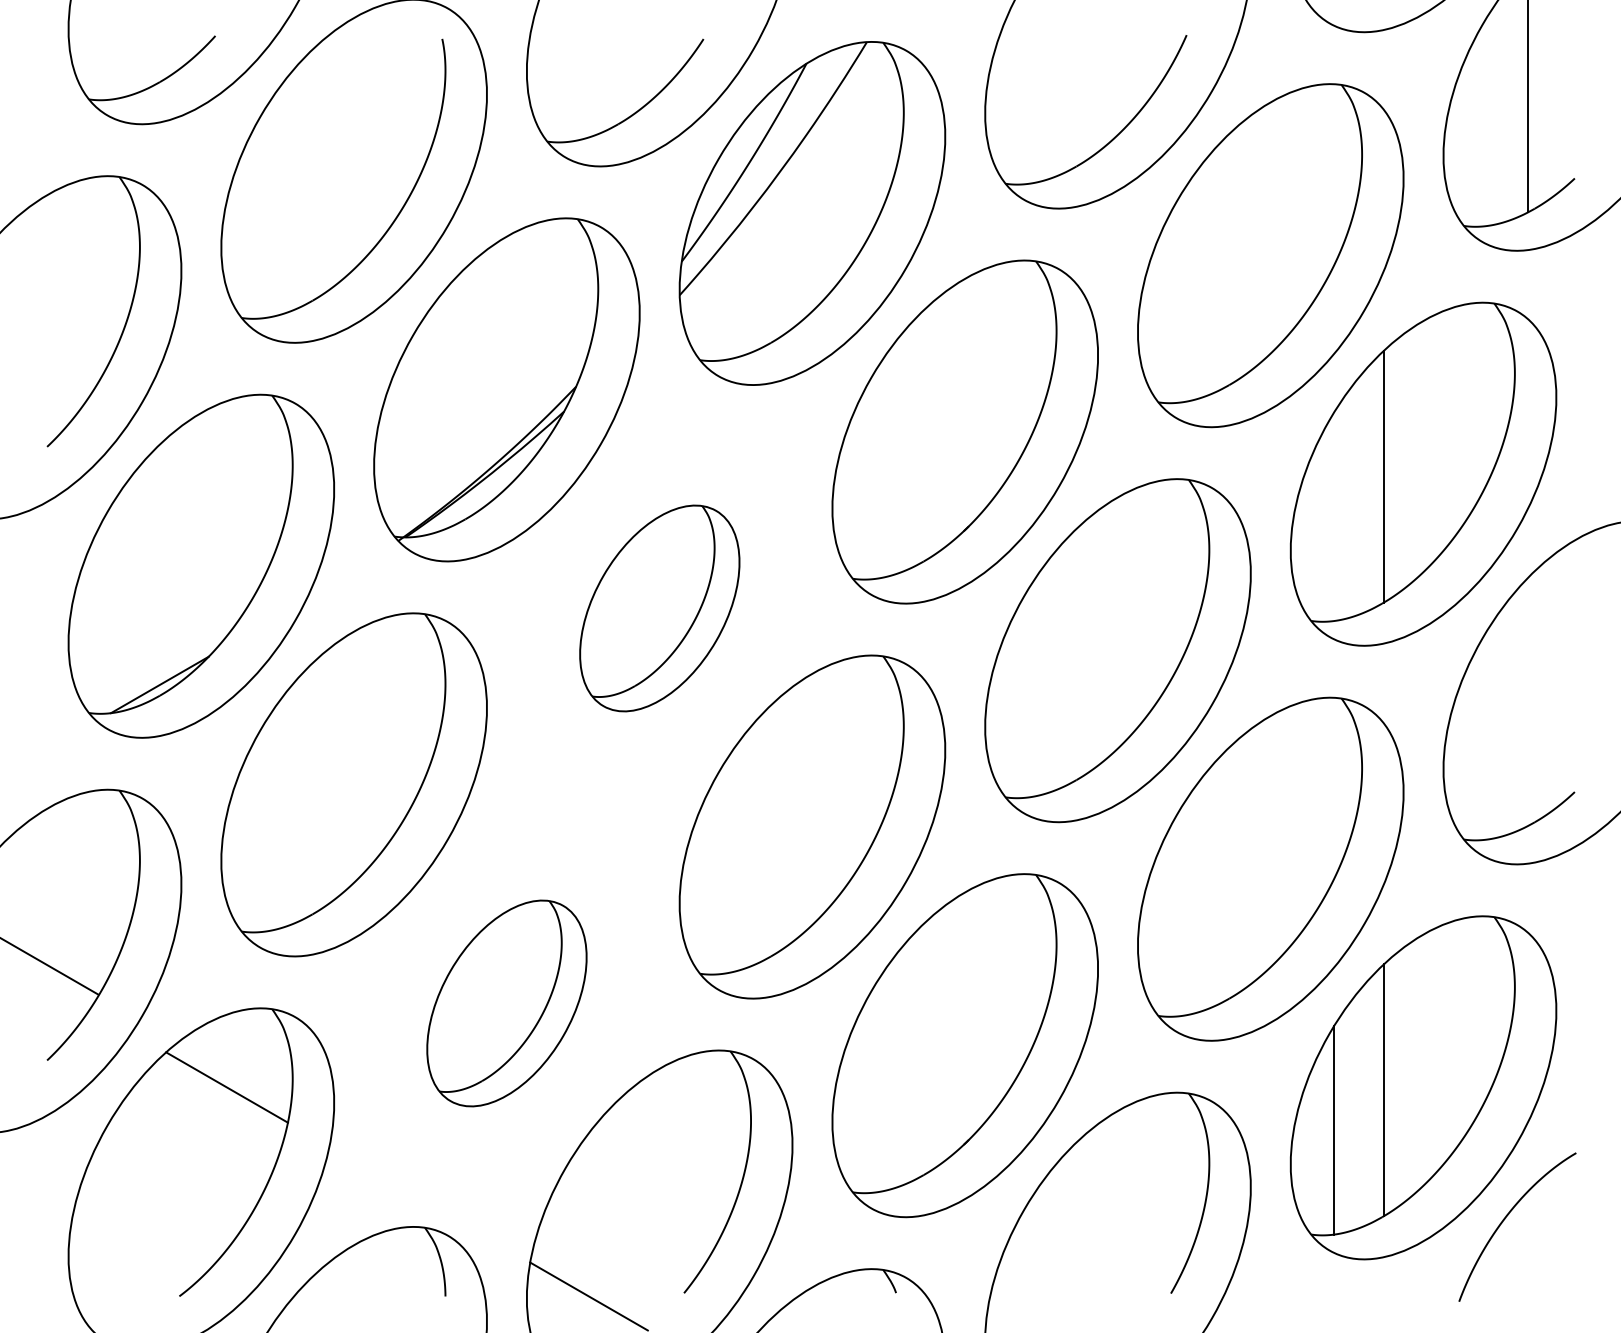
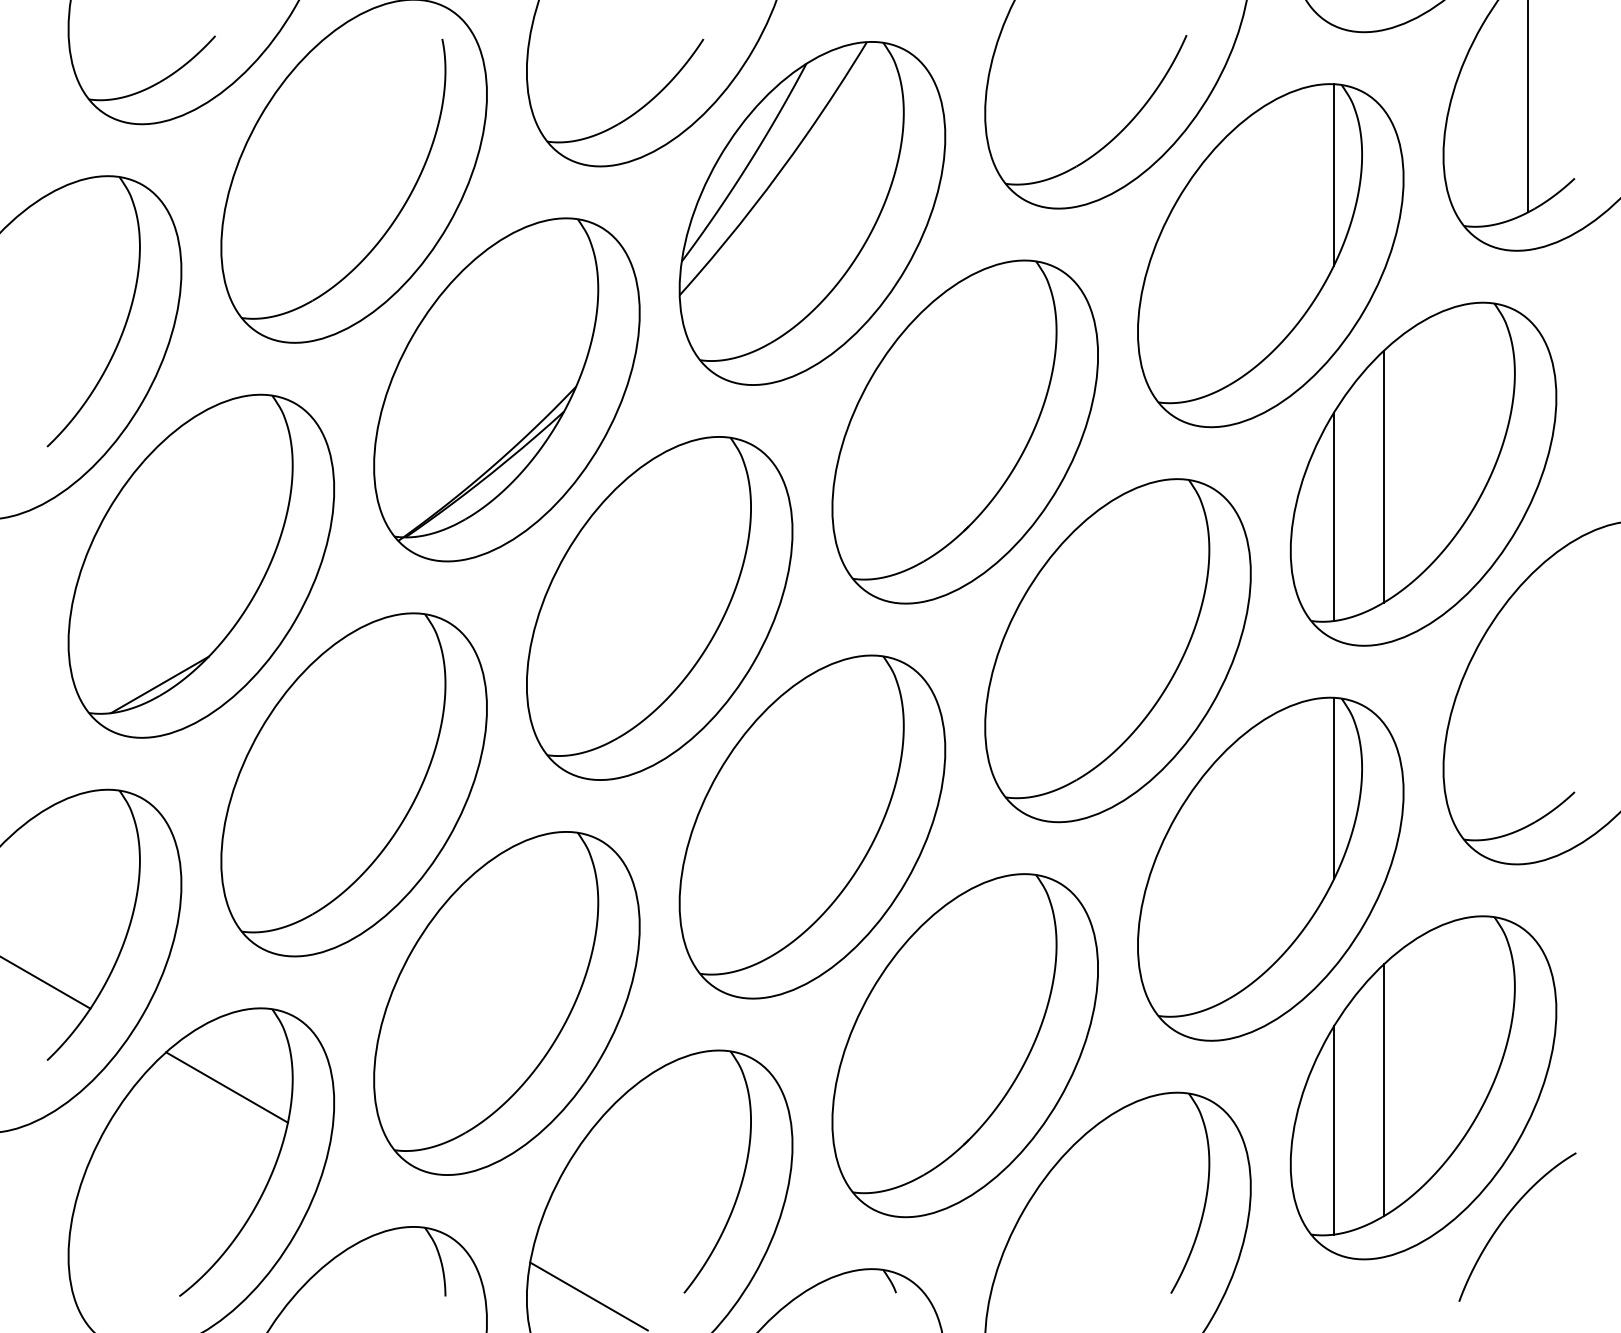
line: none -> present (1334, 174)
line: none -> present (1334, 516)
part size: 162x209 px -> 268x345 px (659, 608)
line: none -> present (1334, 788)
line position: (50, 966) -> (46, 982) (46, 982)
part size: 162x209 px -> 268x345 px (506, 1003)
